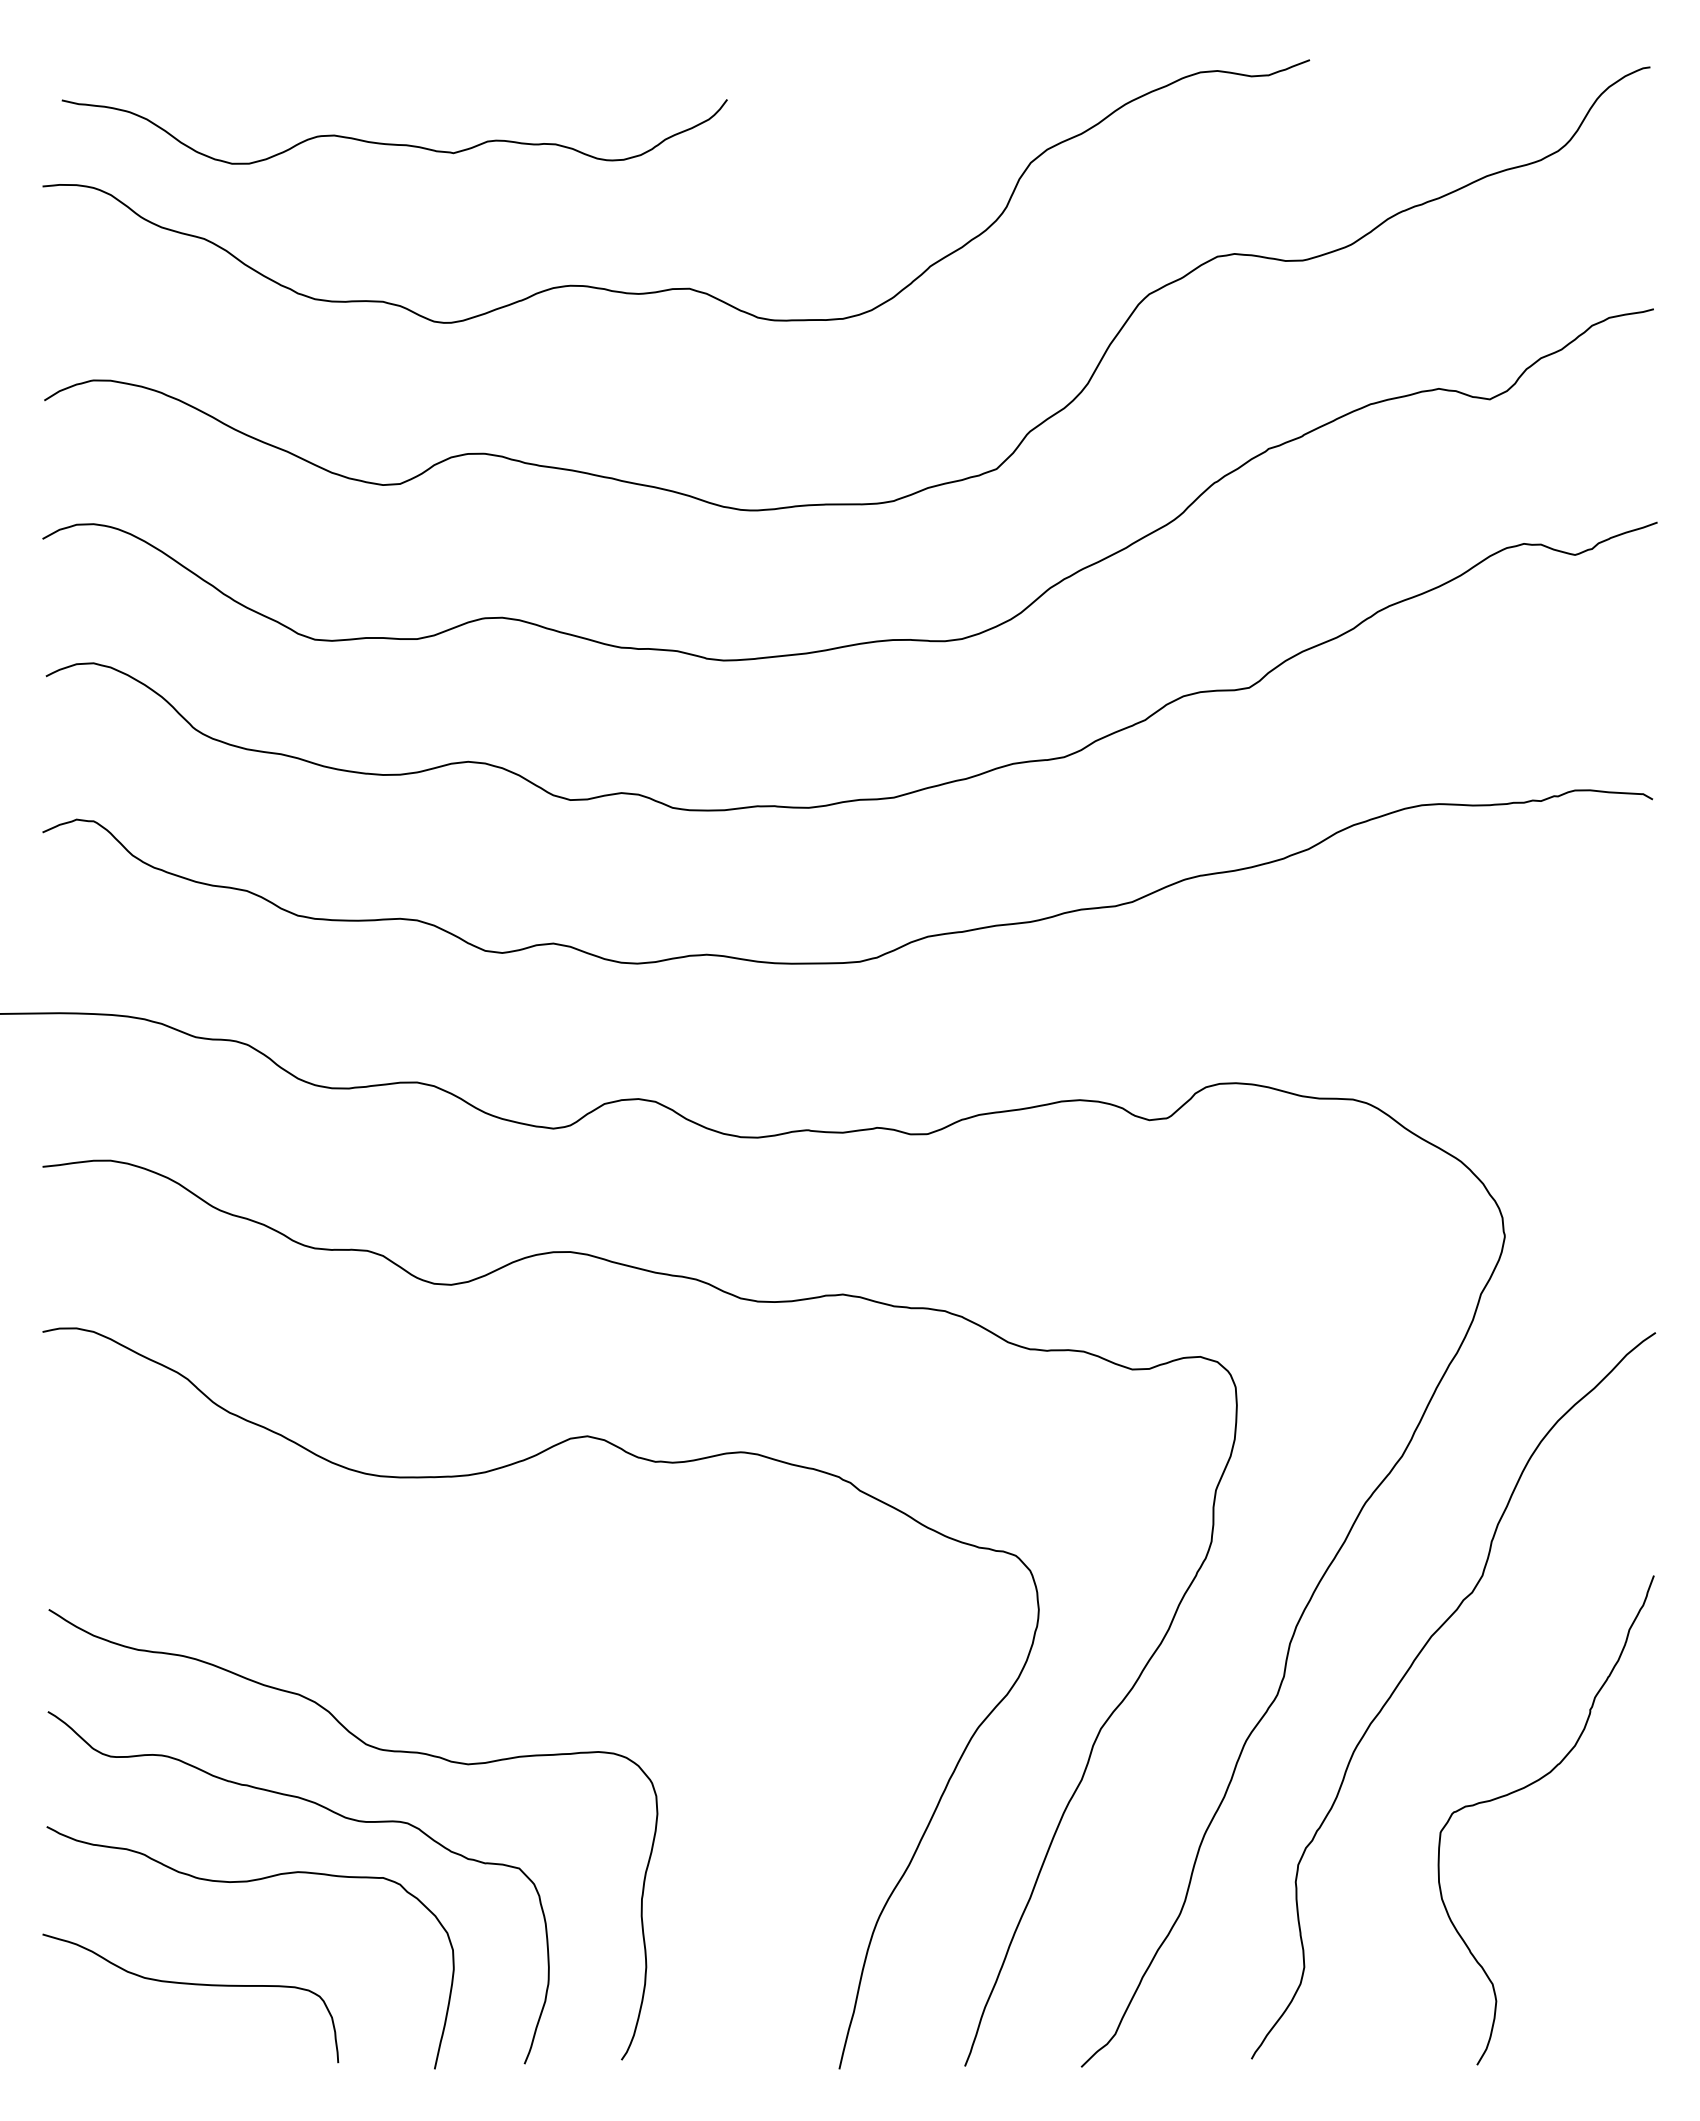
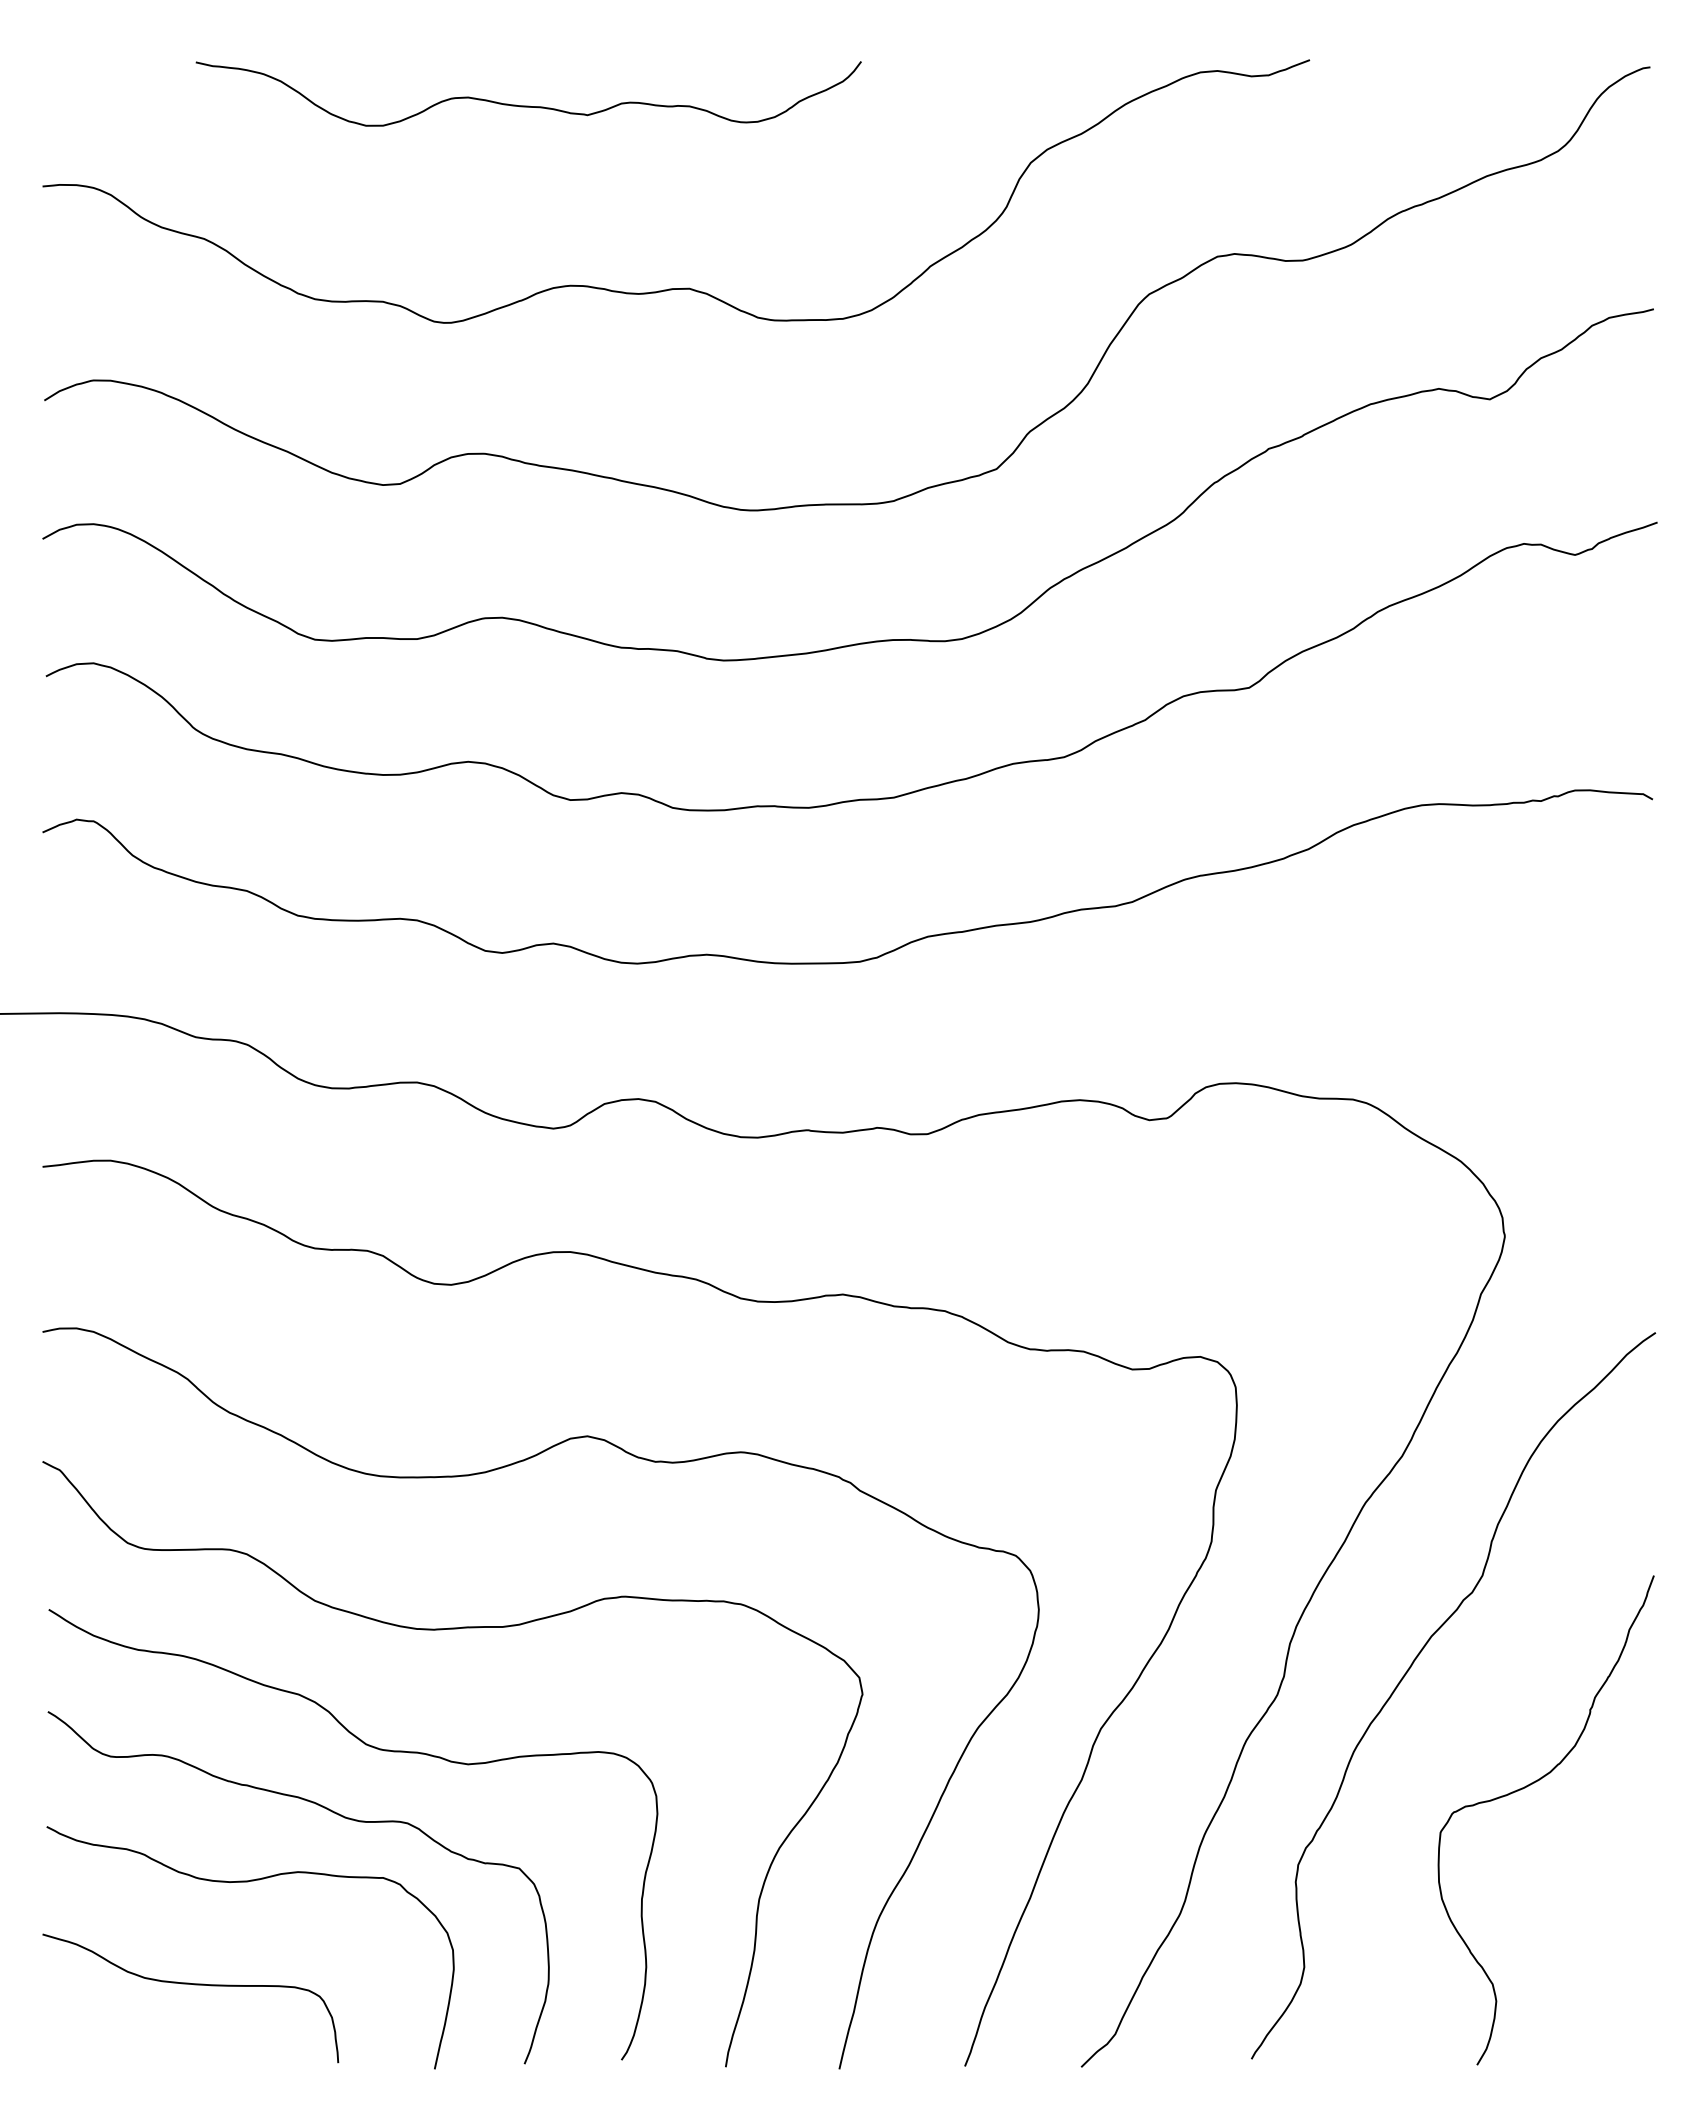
curve position: (394, 143) -> (528, 105) (528, 105)
curve: none -> present (442, 1630)
